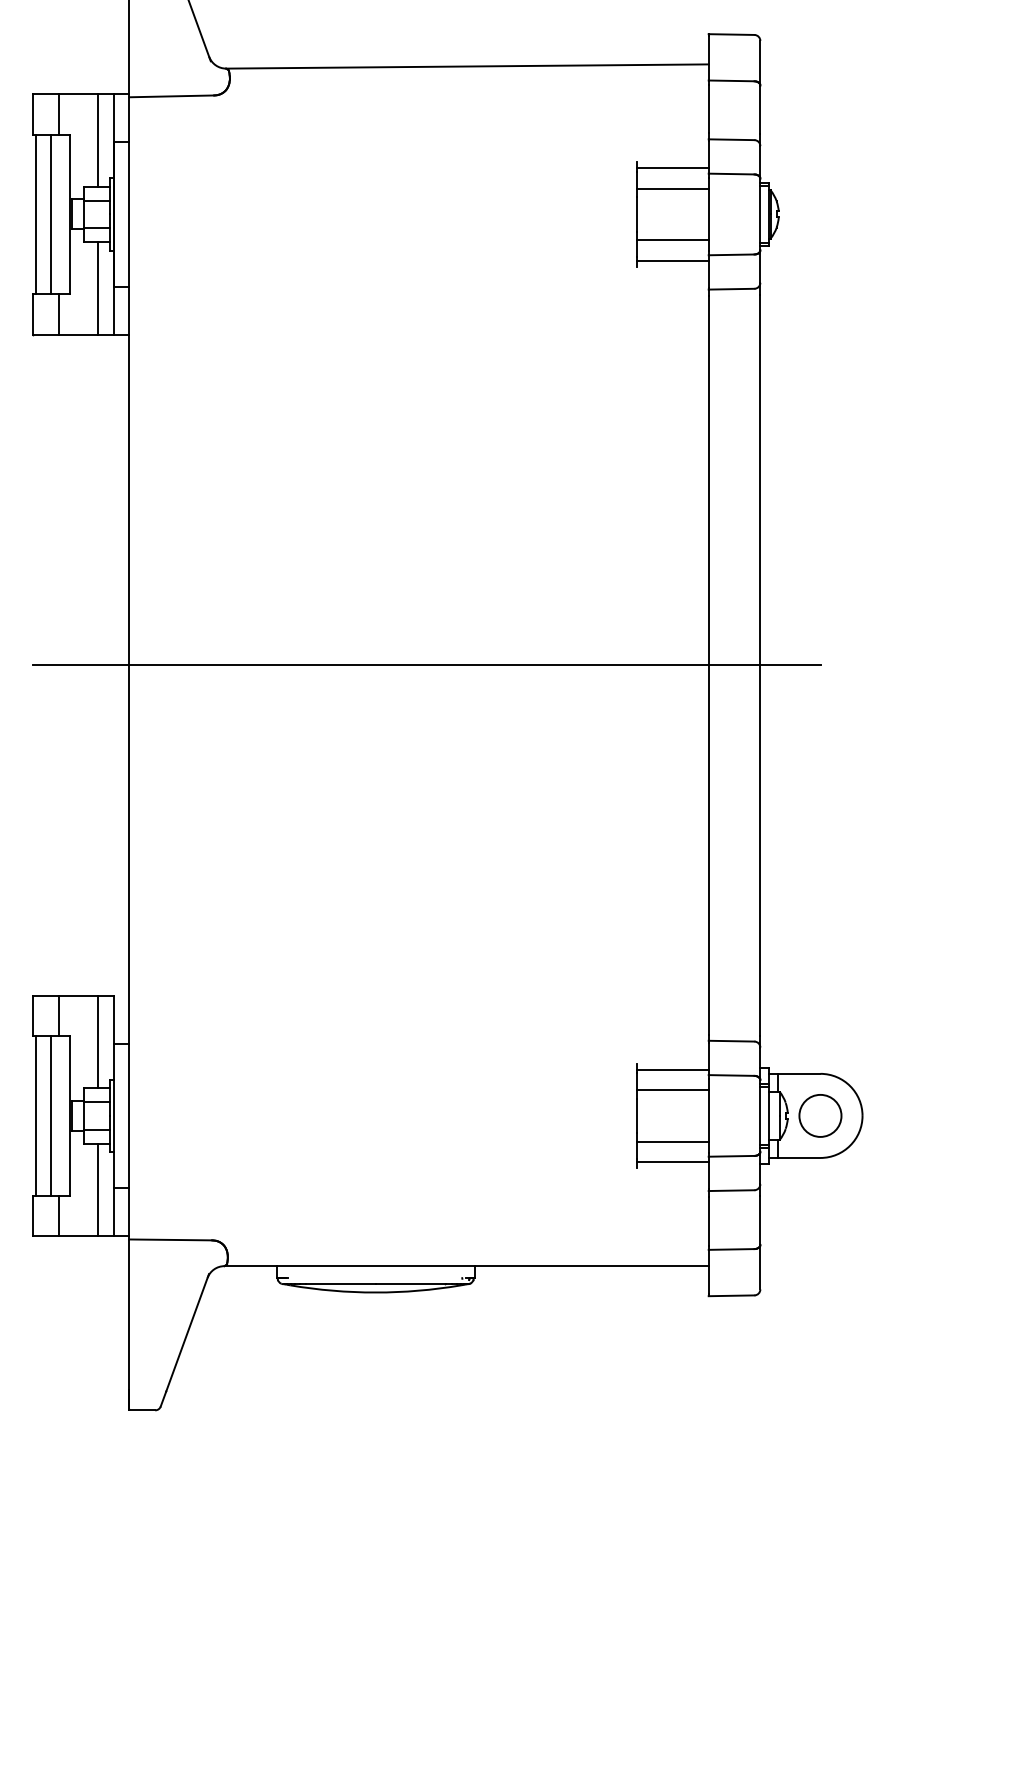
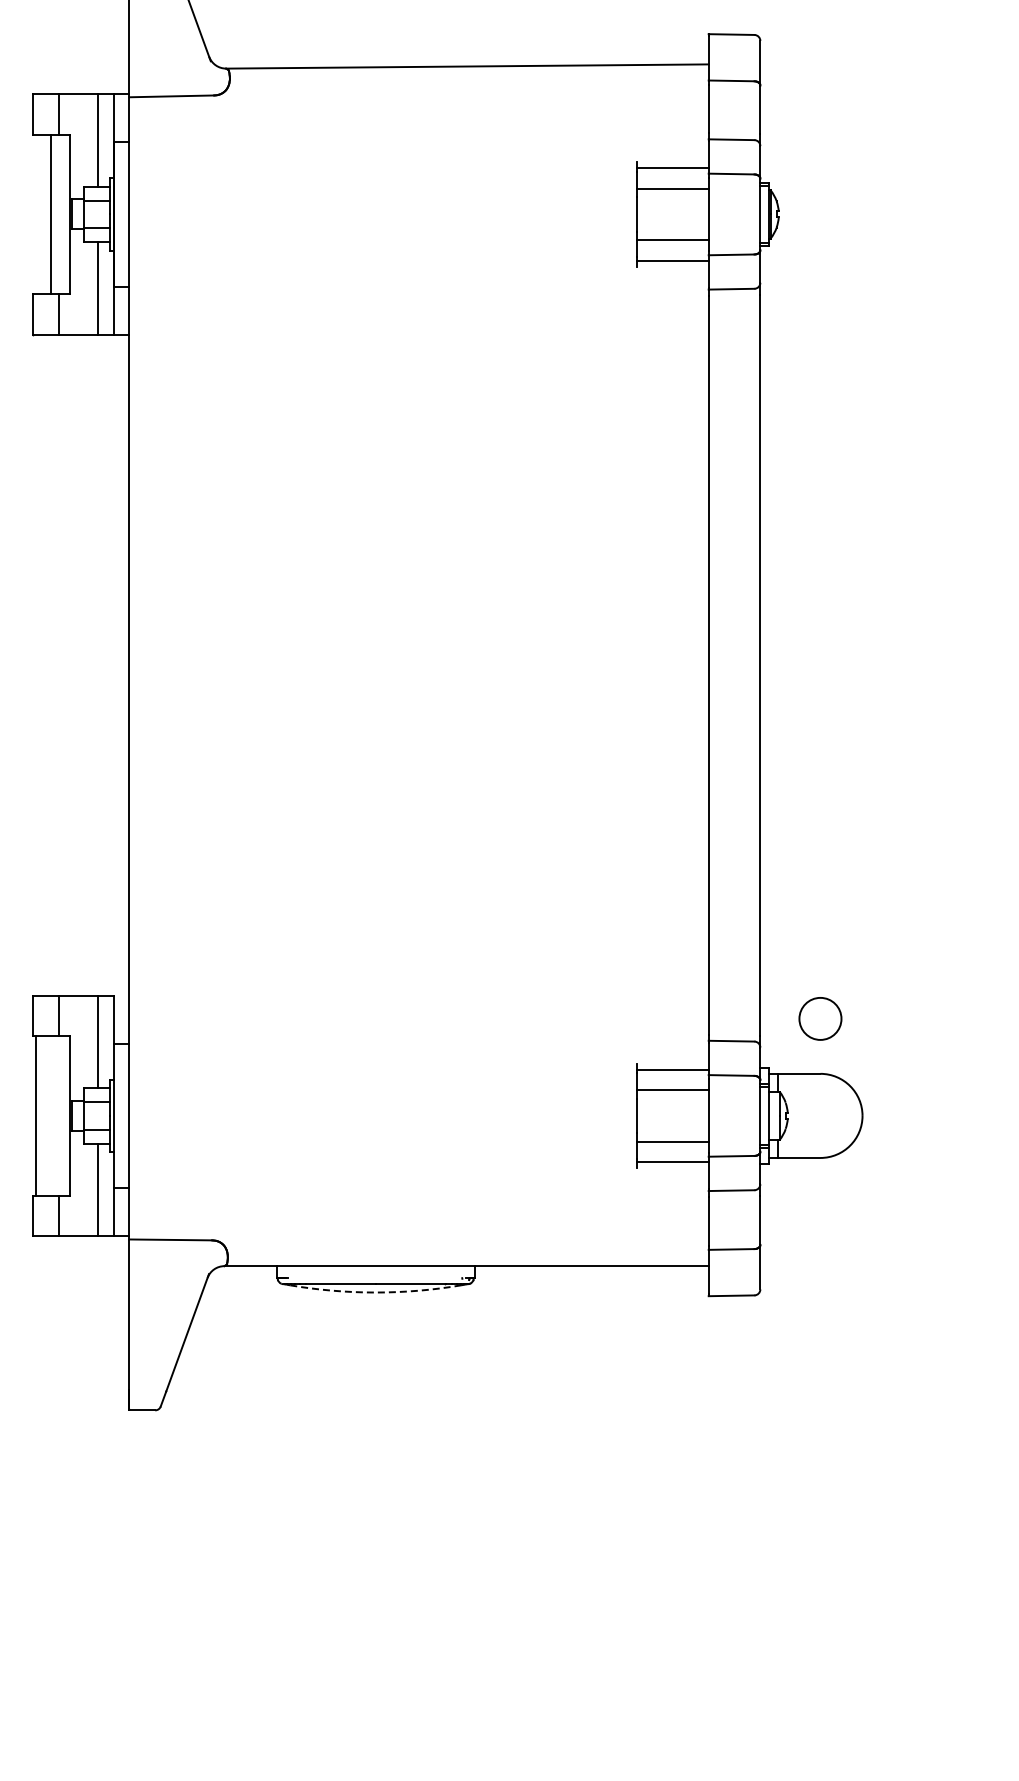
line: present -> none (36, 214)
line: present -> none (427, 665)
line: present -> none (50, 1115)
circle position: (820, 1115) -> (820, 1018) (820, 1018)
arc: solid -> dashed (375, 1292)
